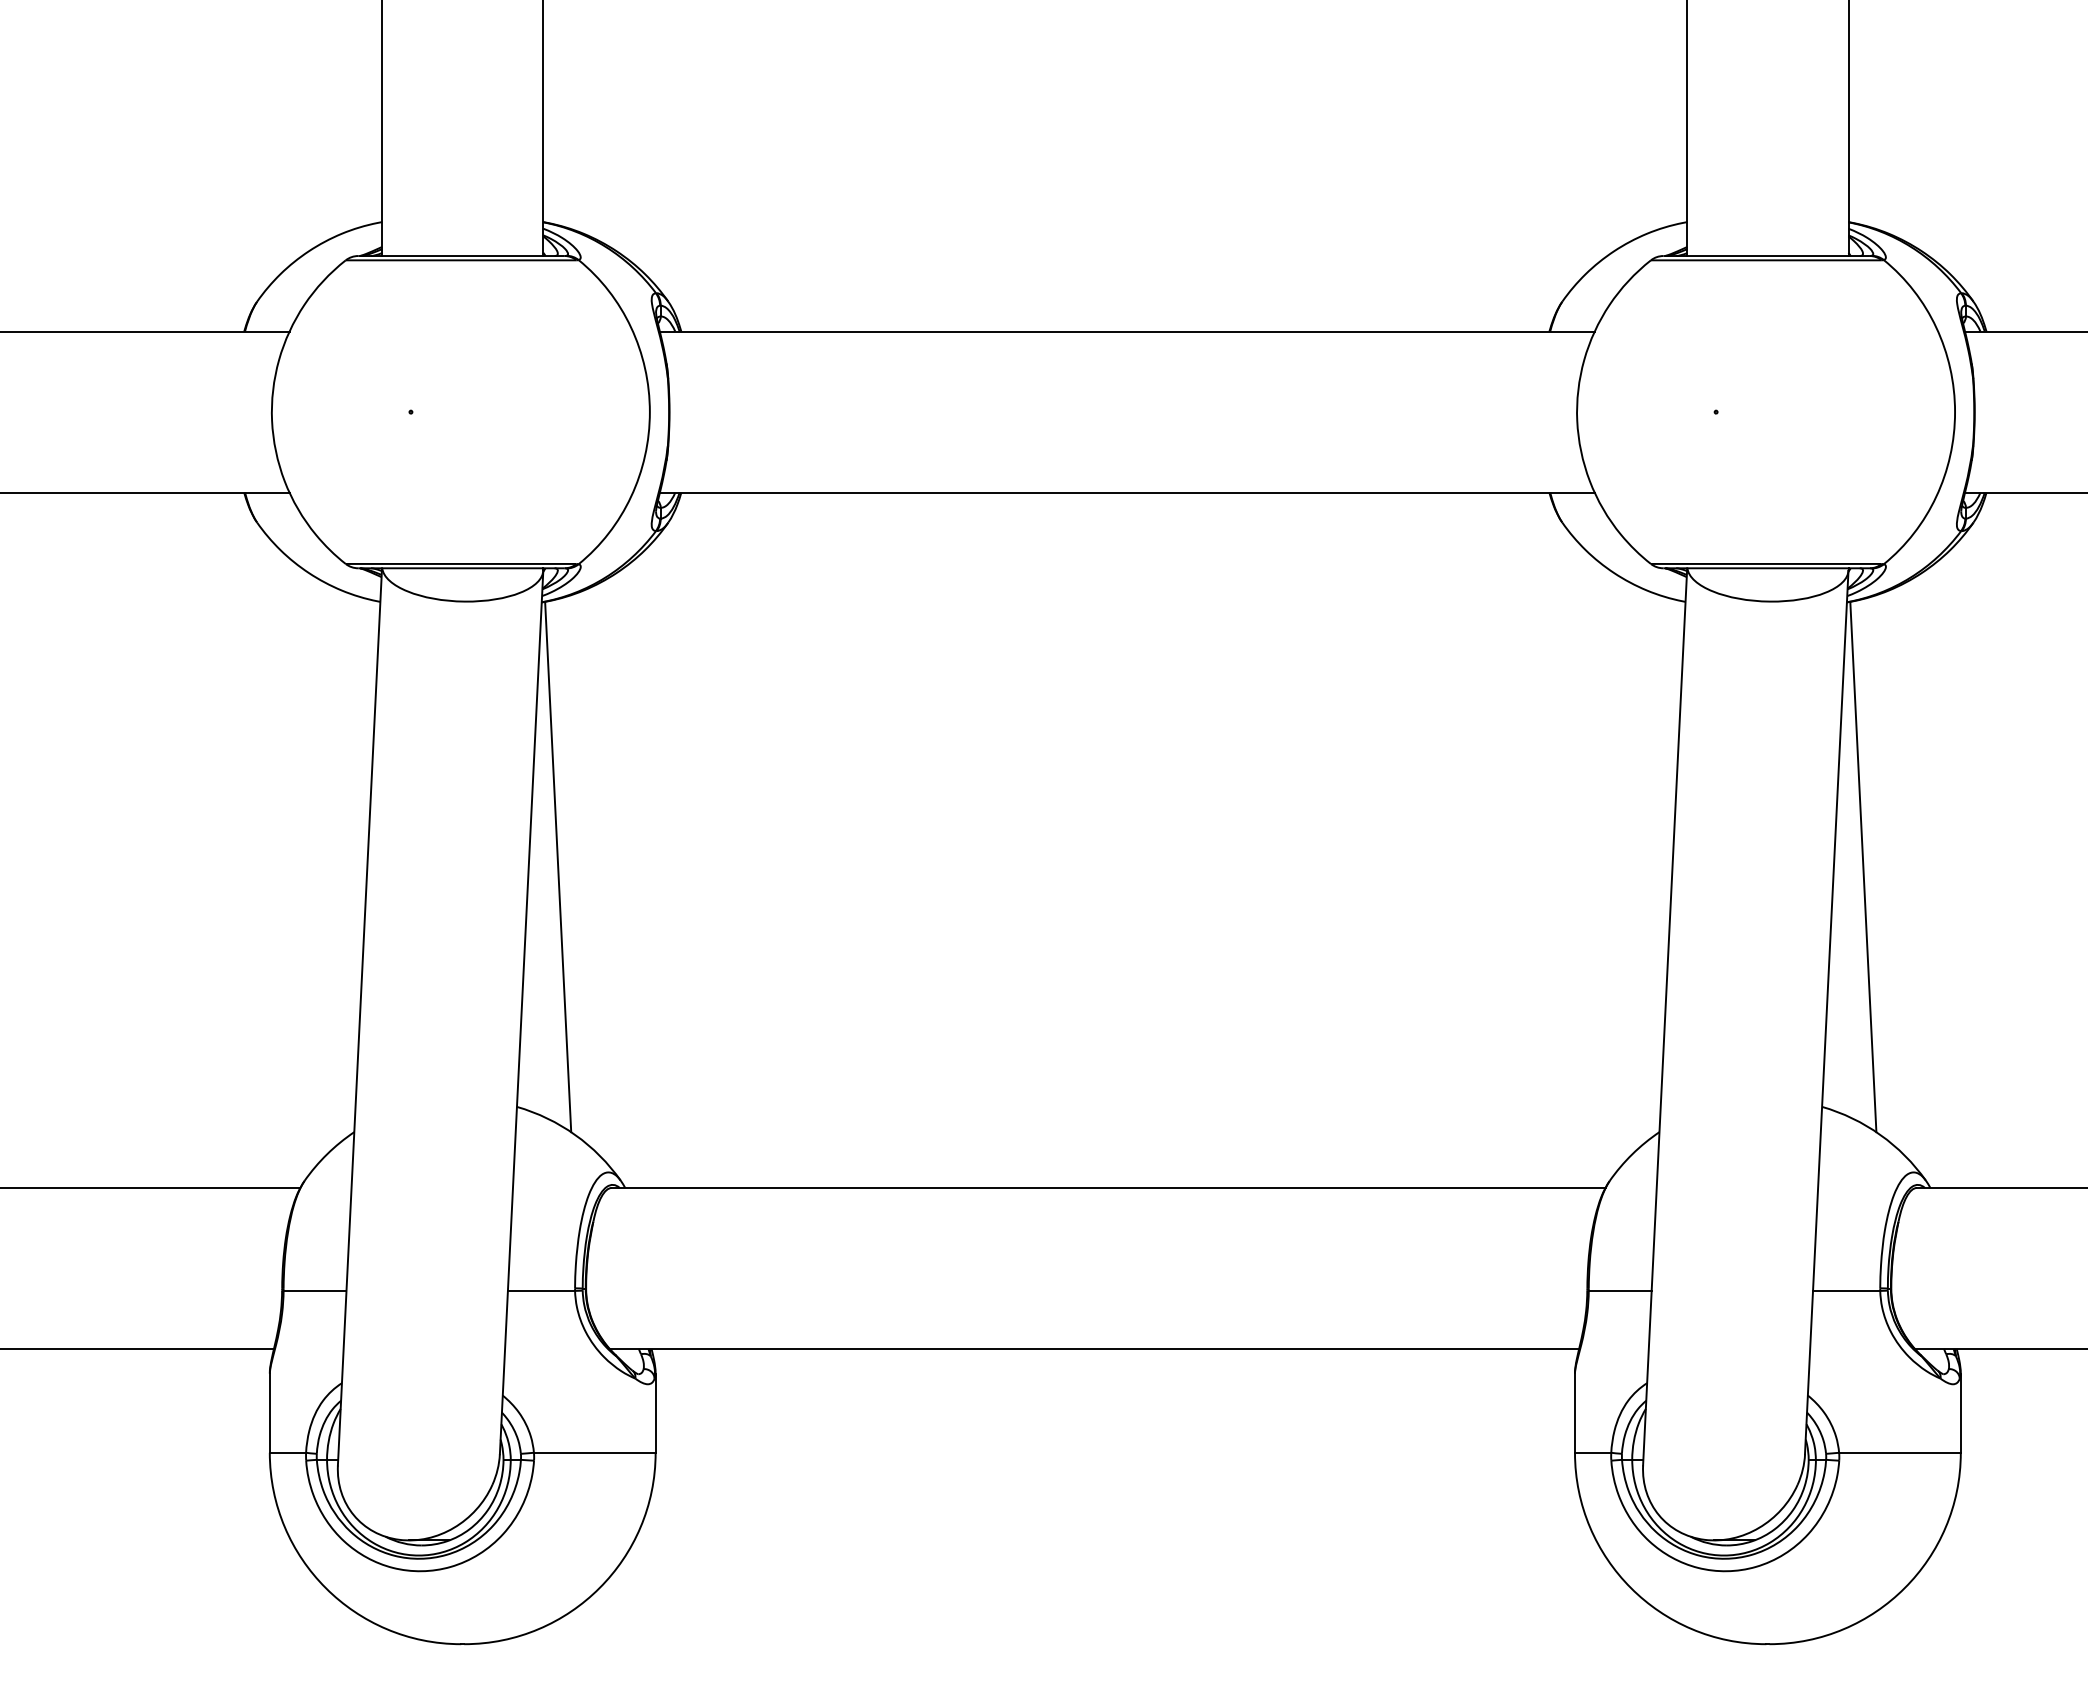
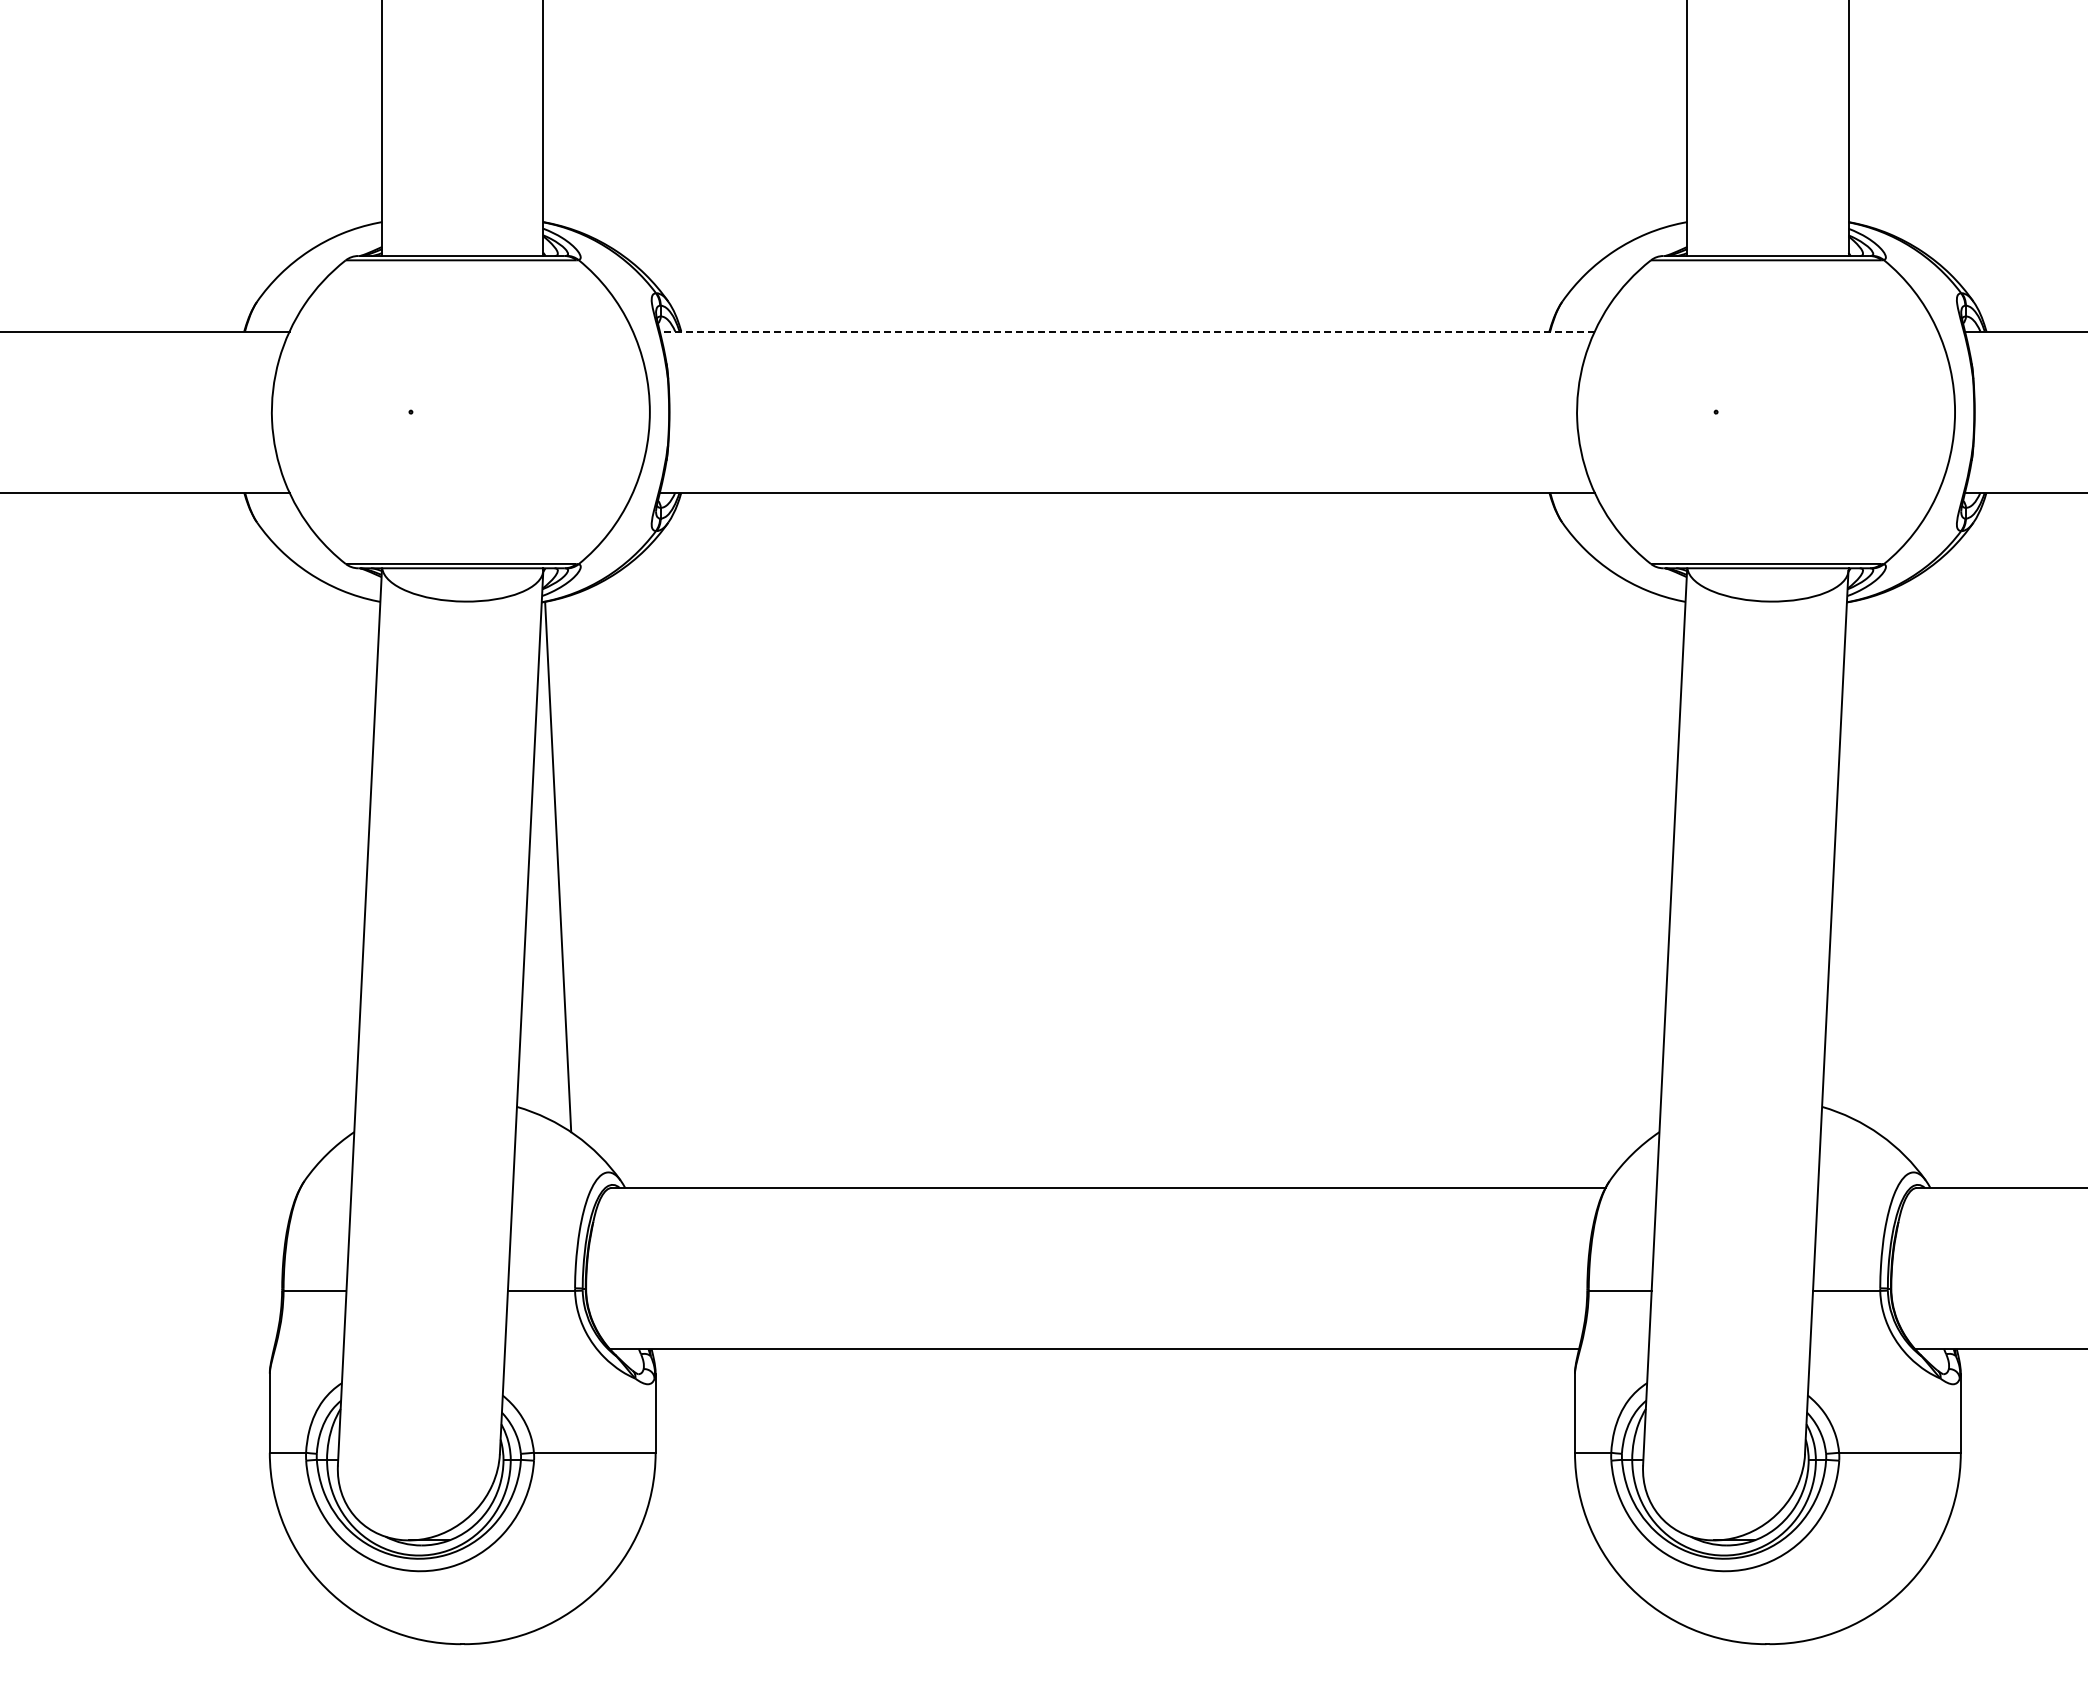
line: solid -> dashed (1126, 331)
line: present -> none (1863, 866)
line: present -> none (151, 1187)
line: present -> none (137, 1349)
